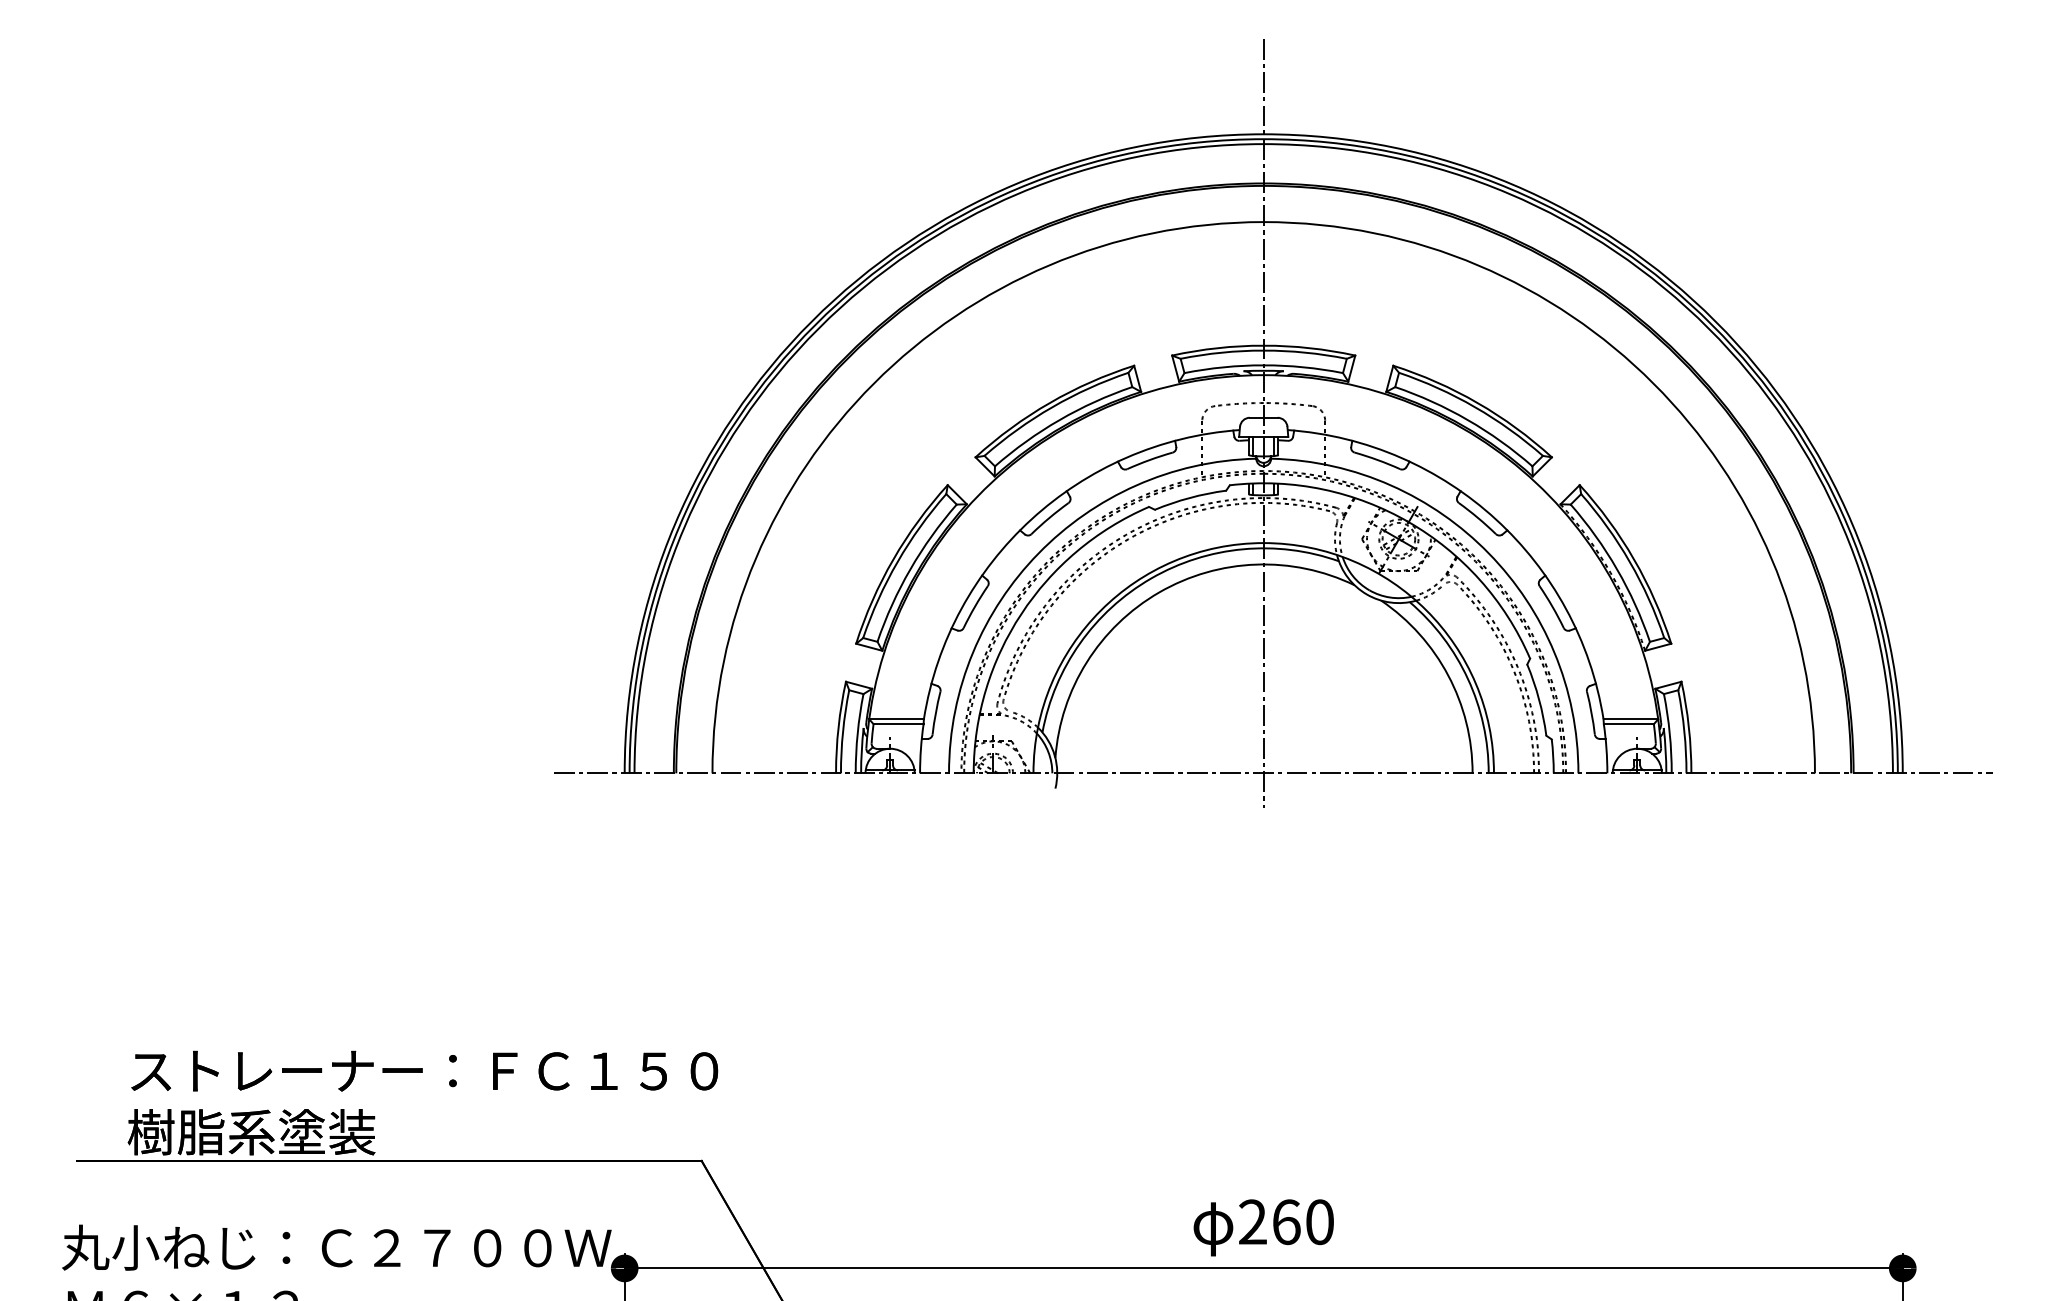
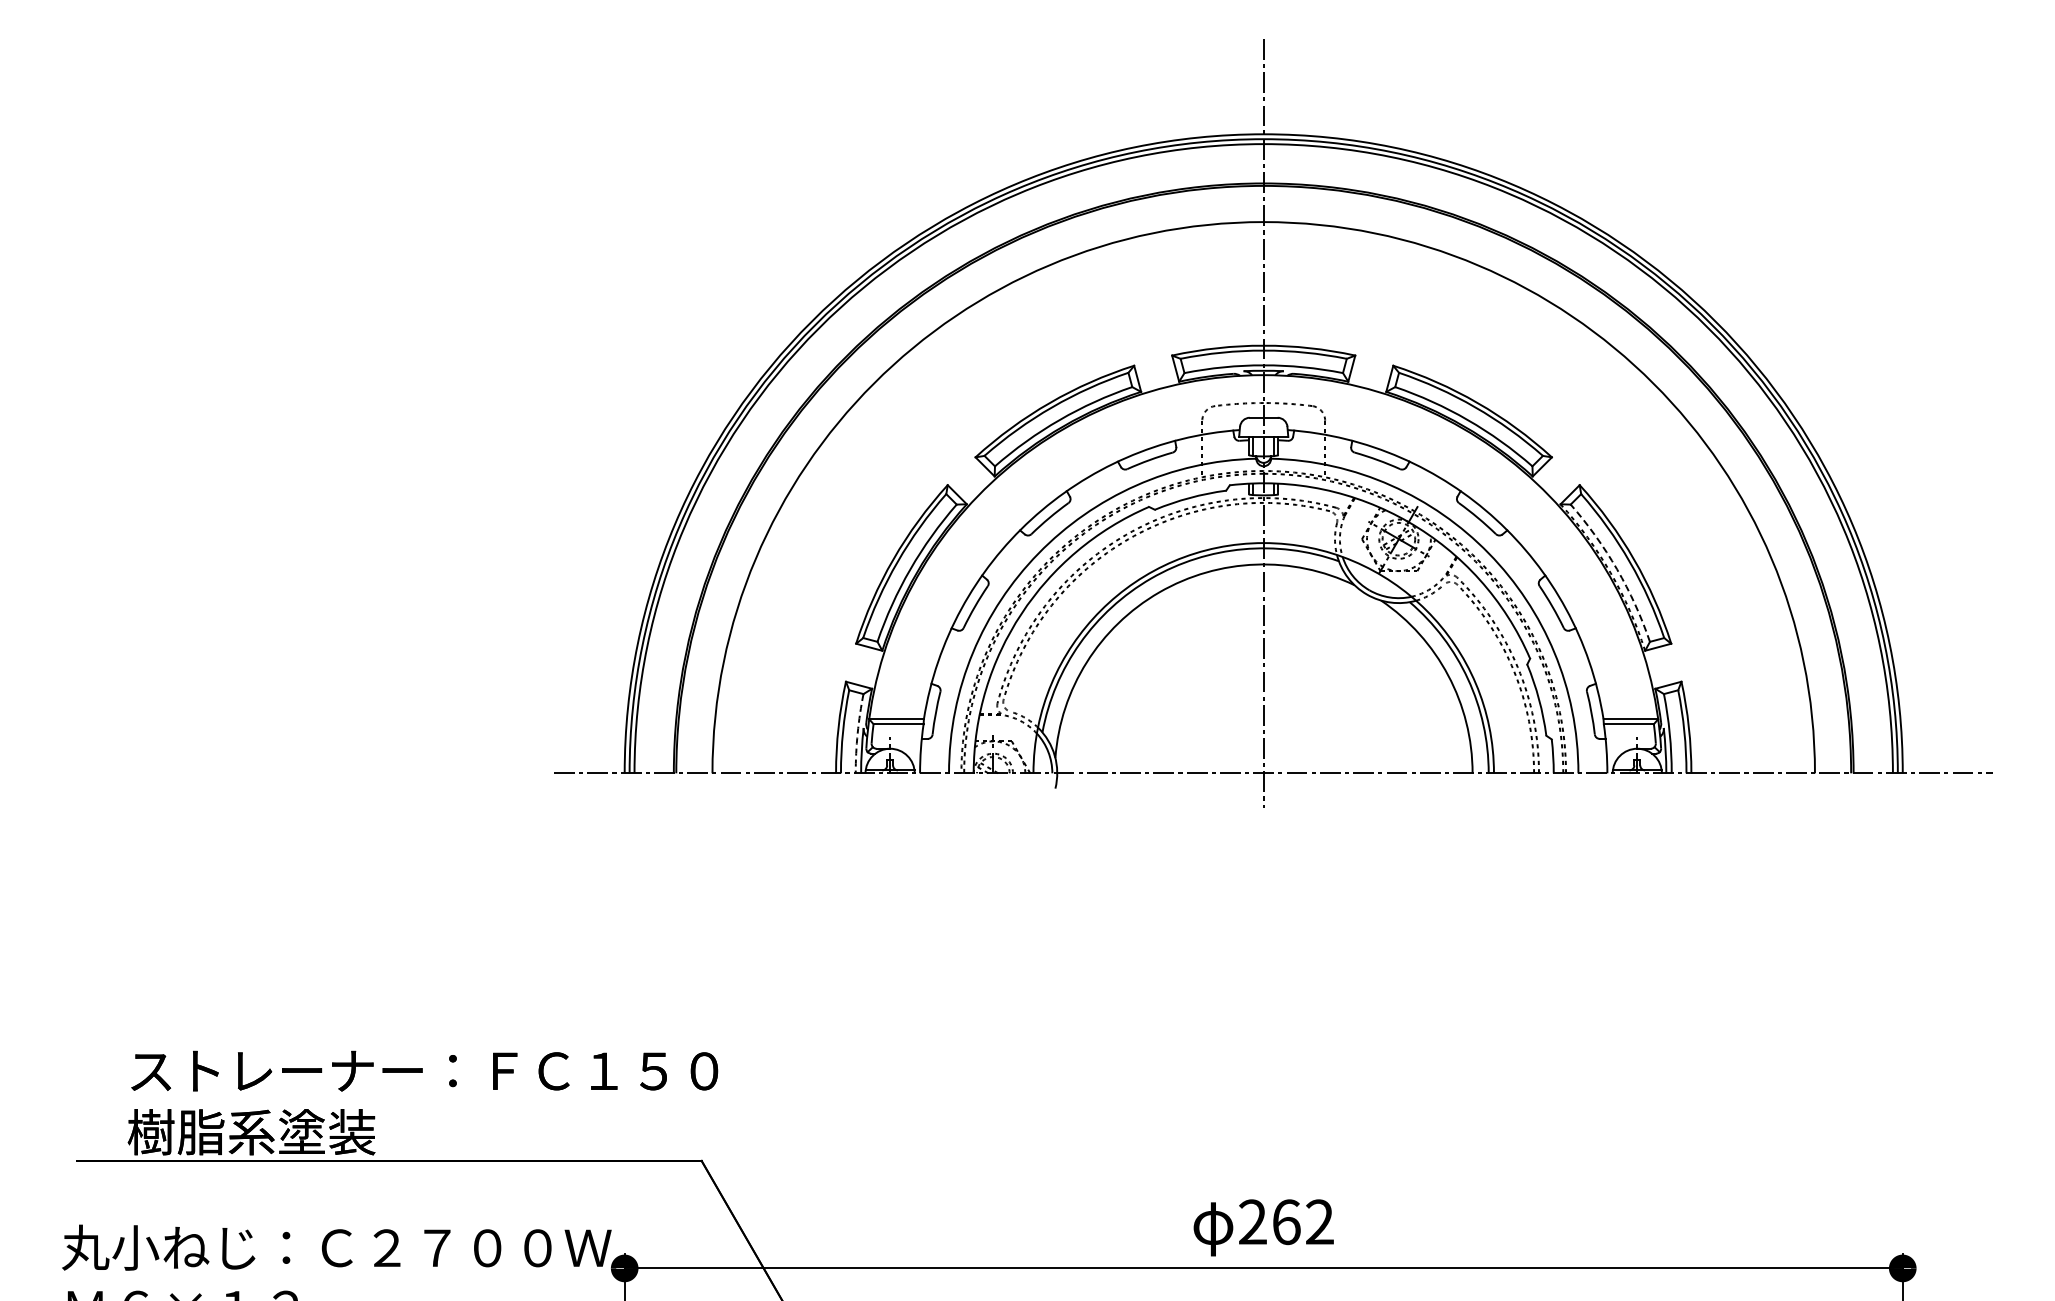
arc: solid -> dashed (1617, 569)
arc: solid -> dashed (857, 733)
text: 260 -> 262 (1319, 1222)
